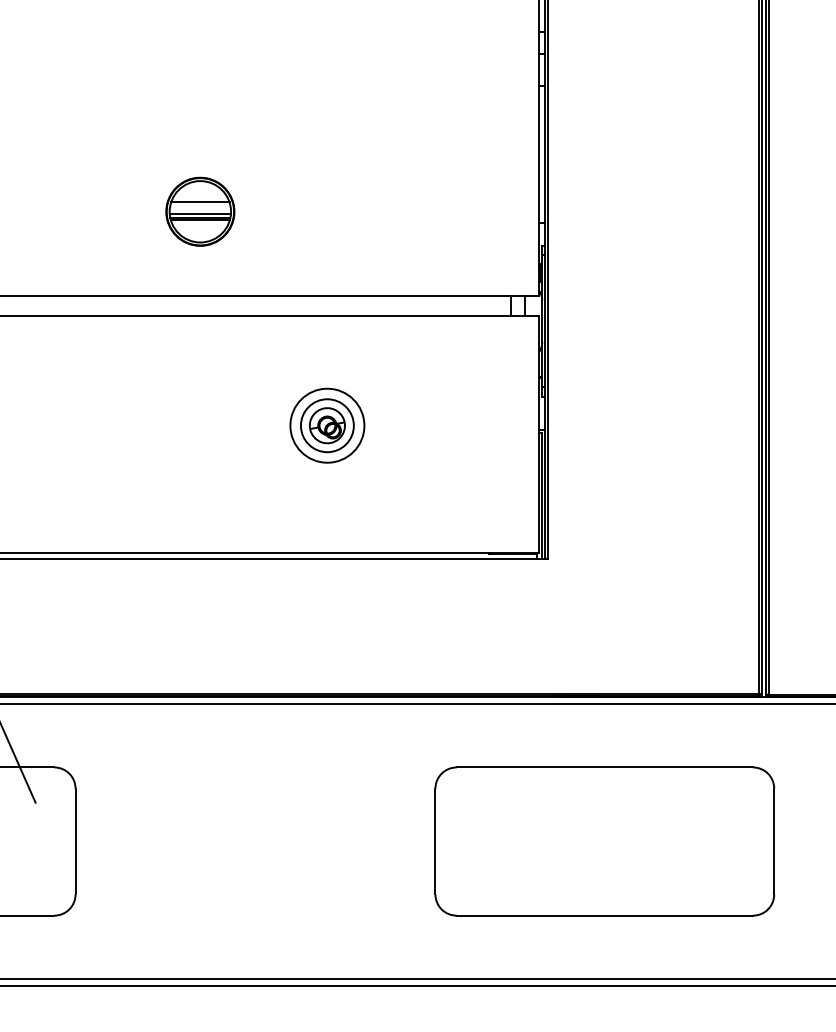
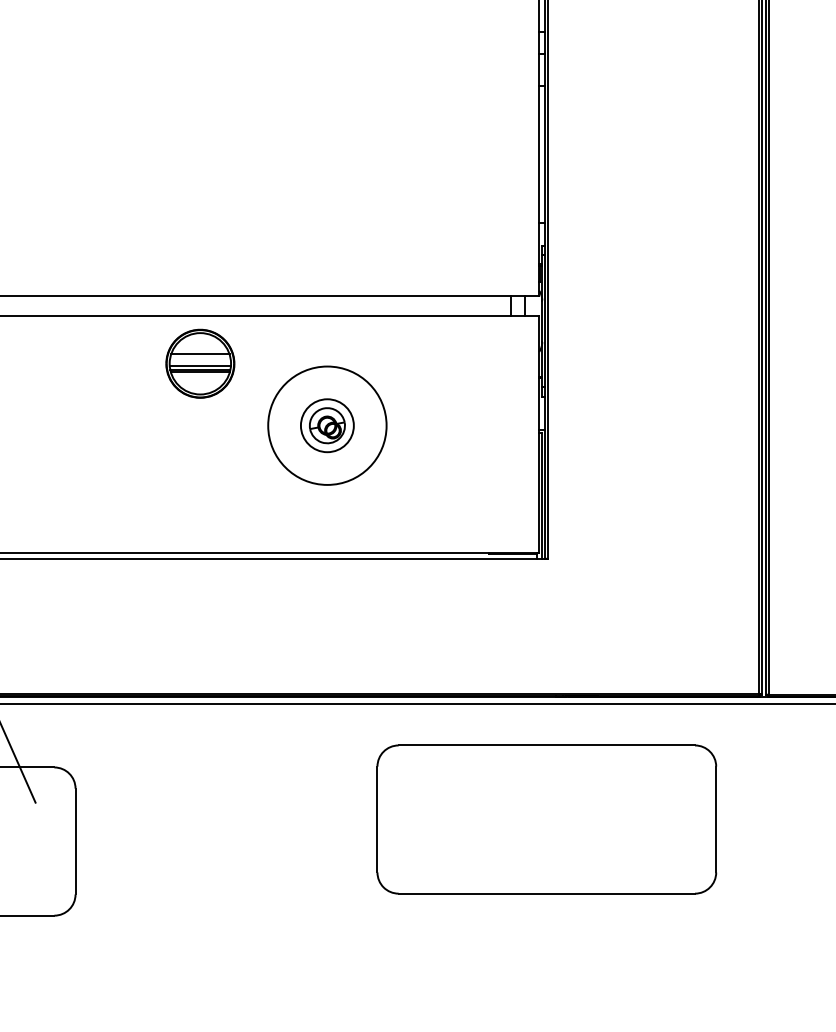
part position: (200, 211) -> (200, 363) (200, 363)
circle diameter: 74 px -> 118 px (327, 425)
part position: (604, 841) -> (546, 819) (546, 819)
line: present -> none (417, 979)
line: present -> none (417, 986)
